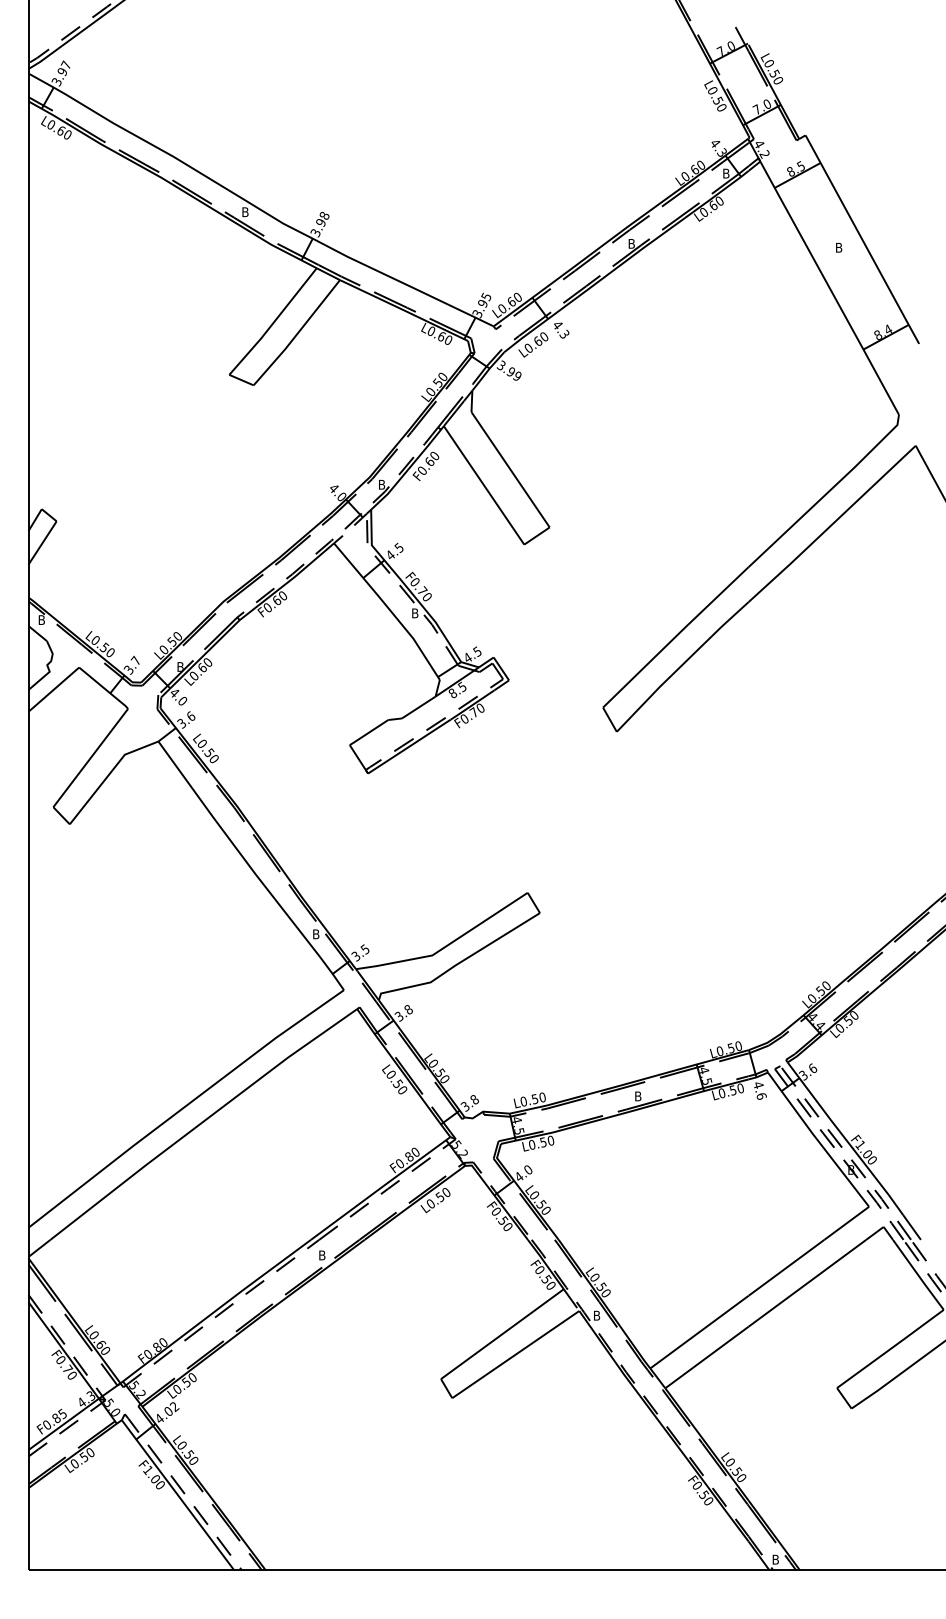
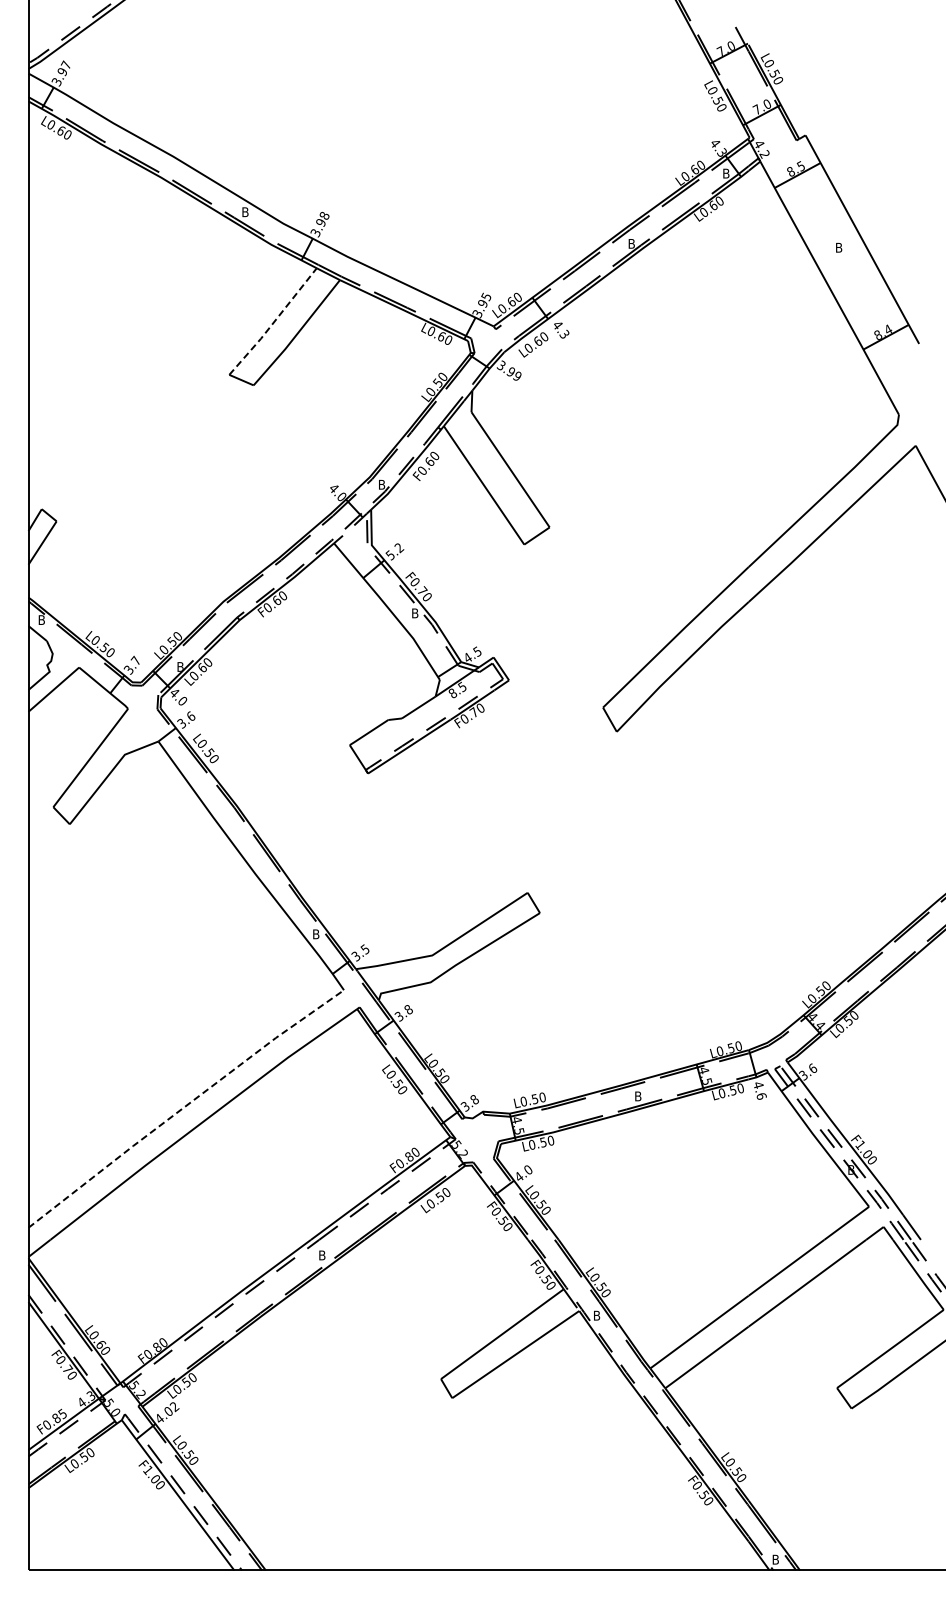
line: solid -> dashed (273, 323)
text: 4.5 -> 5.2 (394, 551)
line: solid -> dashed (184, 1106)
